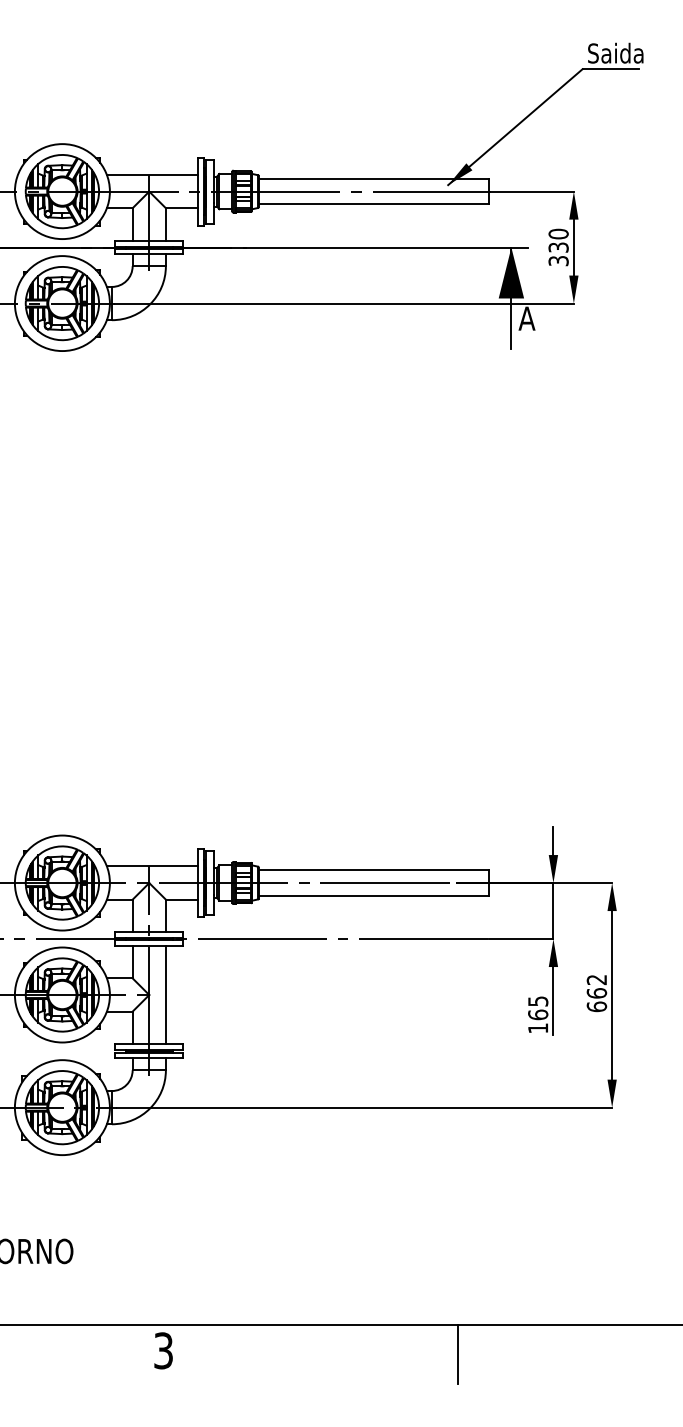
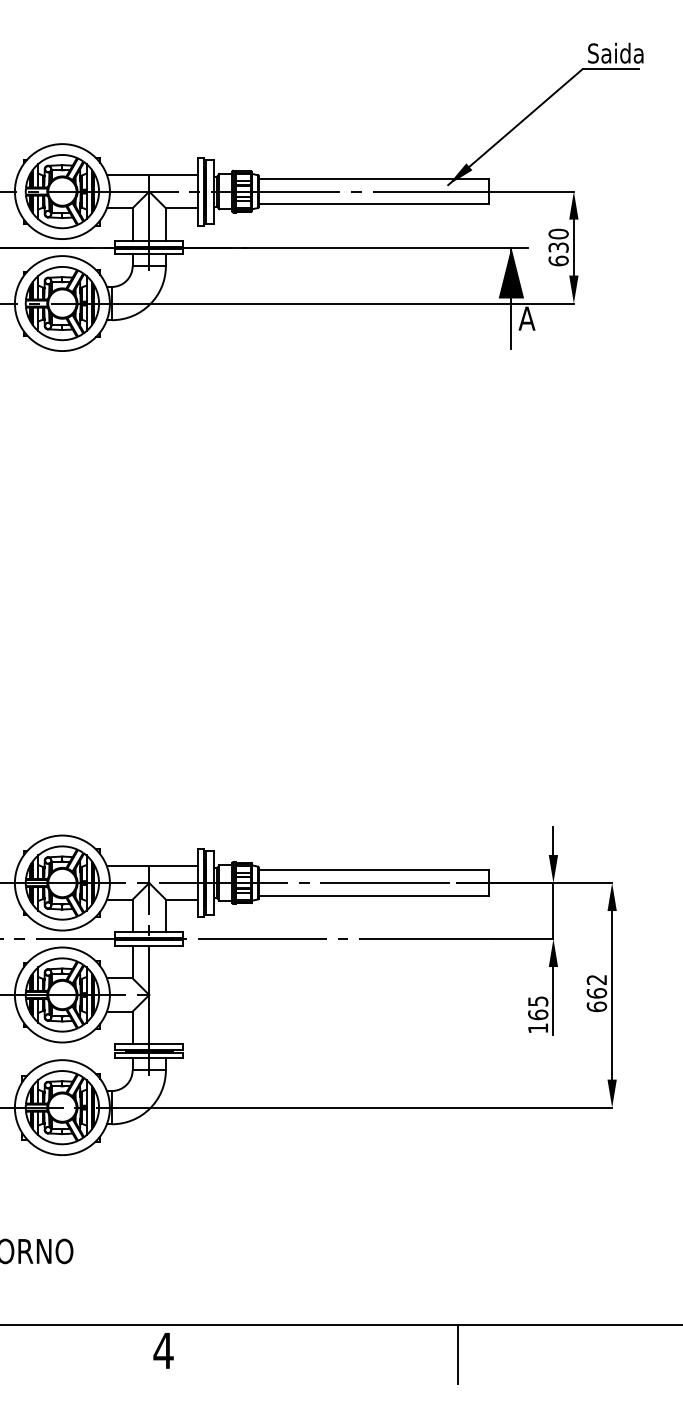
text: 330 -> 630 (558, 260)
line: present -> none (165, 994)
text: 3 -> 4 (163, 1350)
